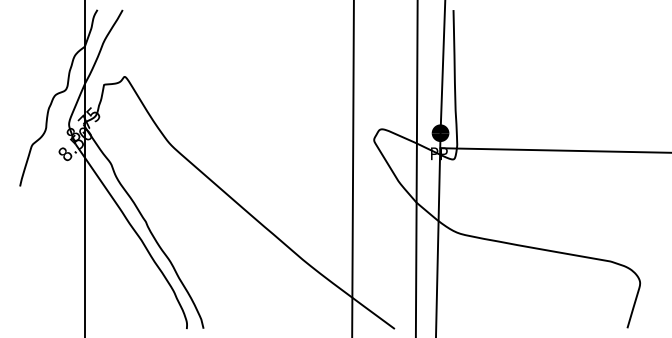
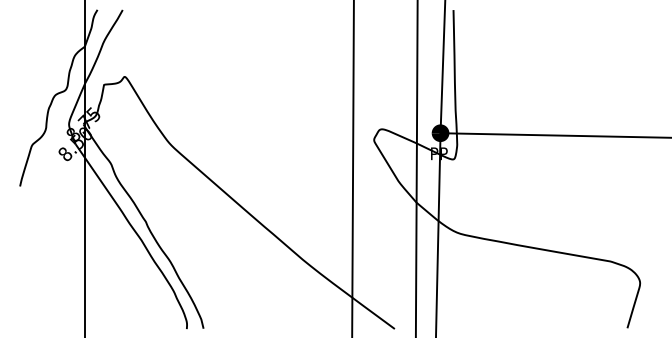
line position: (554, 150) -> (554, 135) (554, 135)
